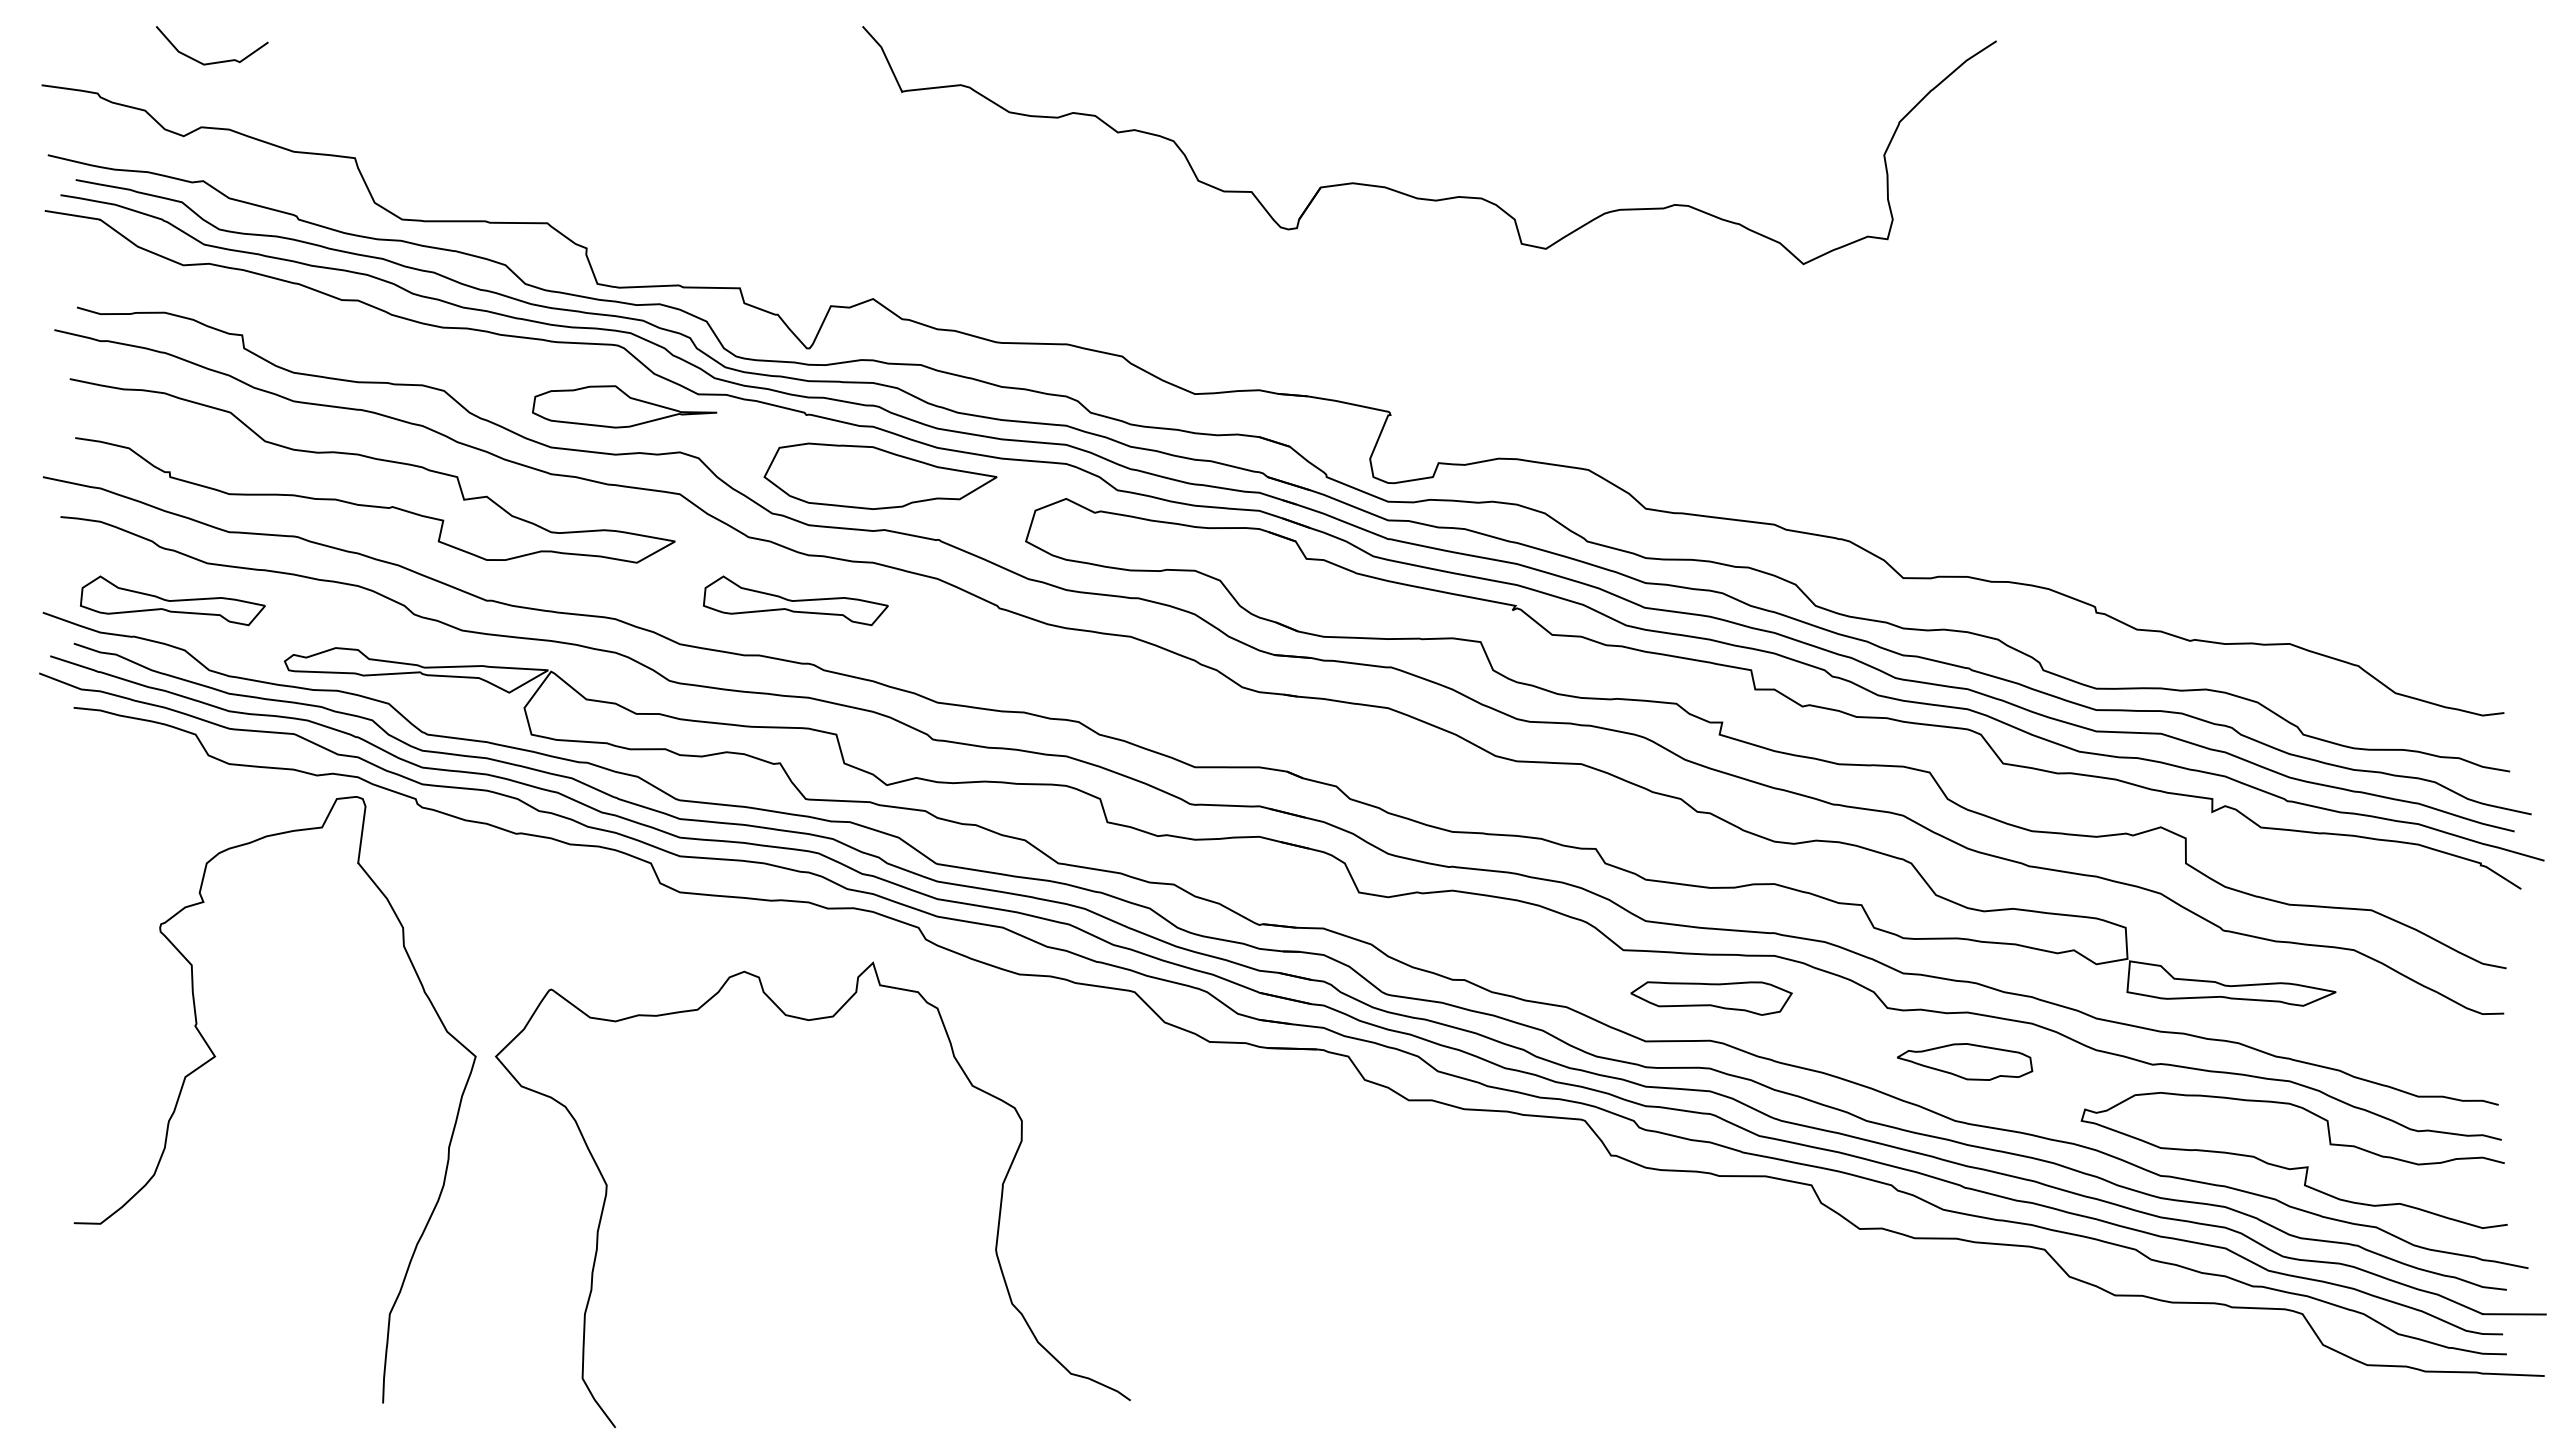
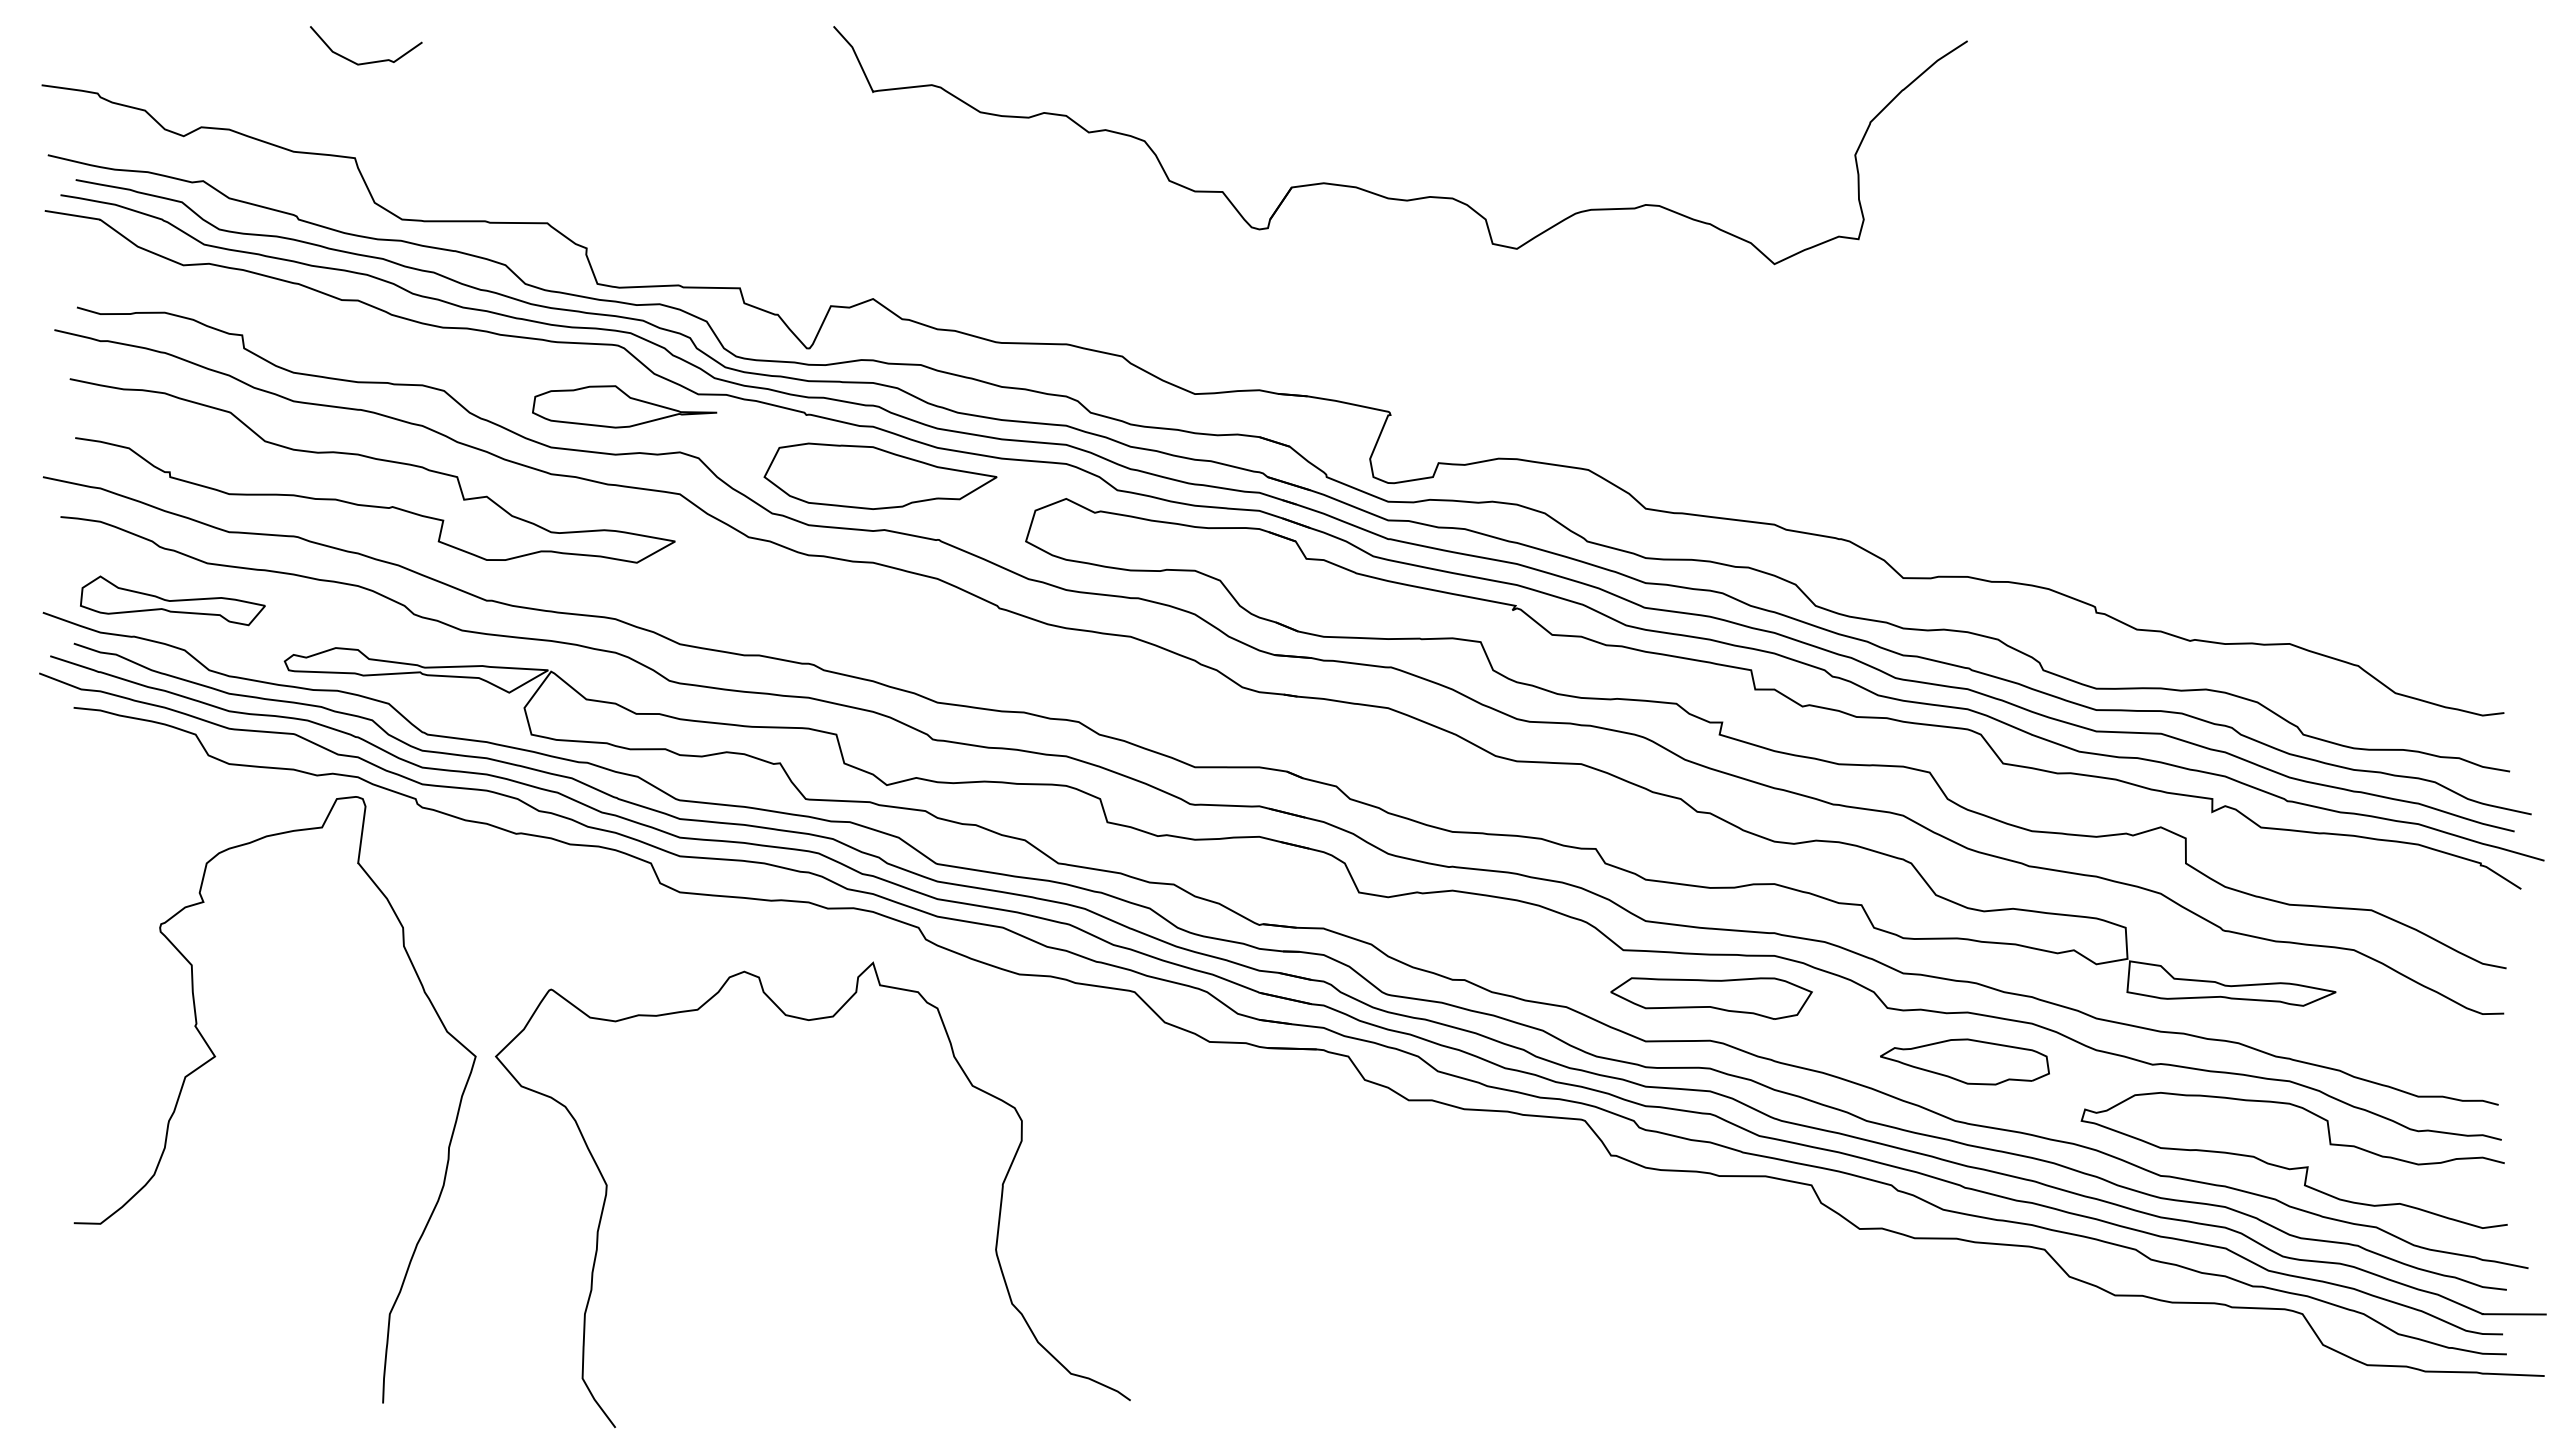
curve position: (216, 61) -> (370, 61) (370, 61)
part position: (1420, 197) -> (1391, 197) (1391, 197)
part: present -> none (795, 600)
part size: 163x35 px -> 203x43 px (1711, 998)
part size: 137x38 px -> 170x48 px (1964, 1061)
